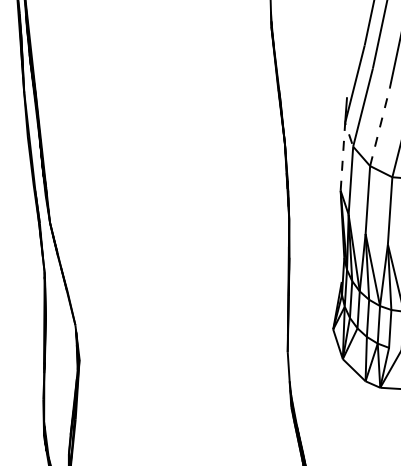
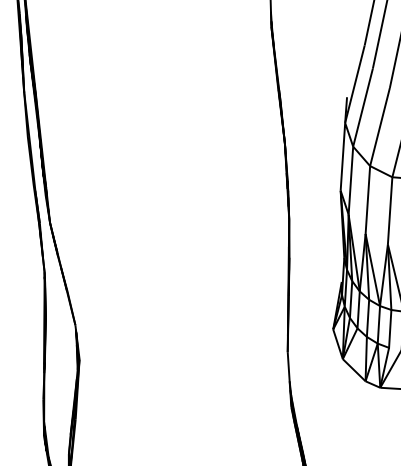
line: dashed -> solid (380, 126)
line: dashed -> solid (343, 142)
